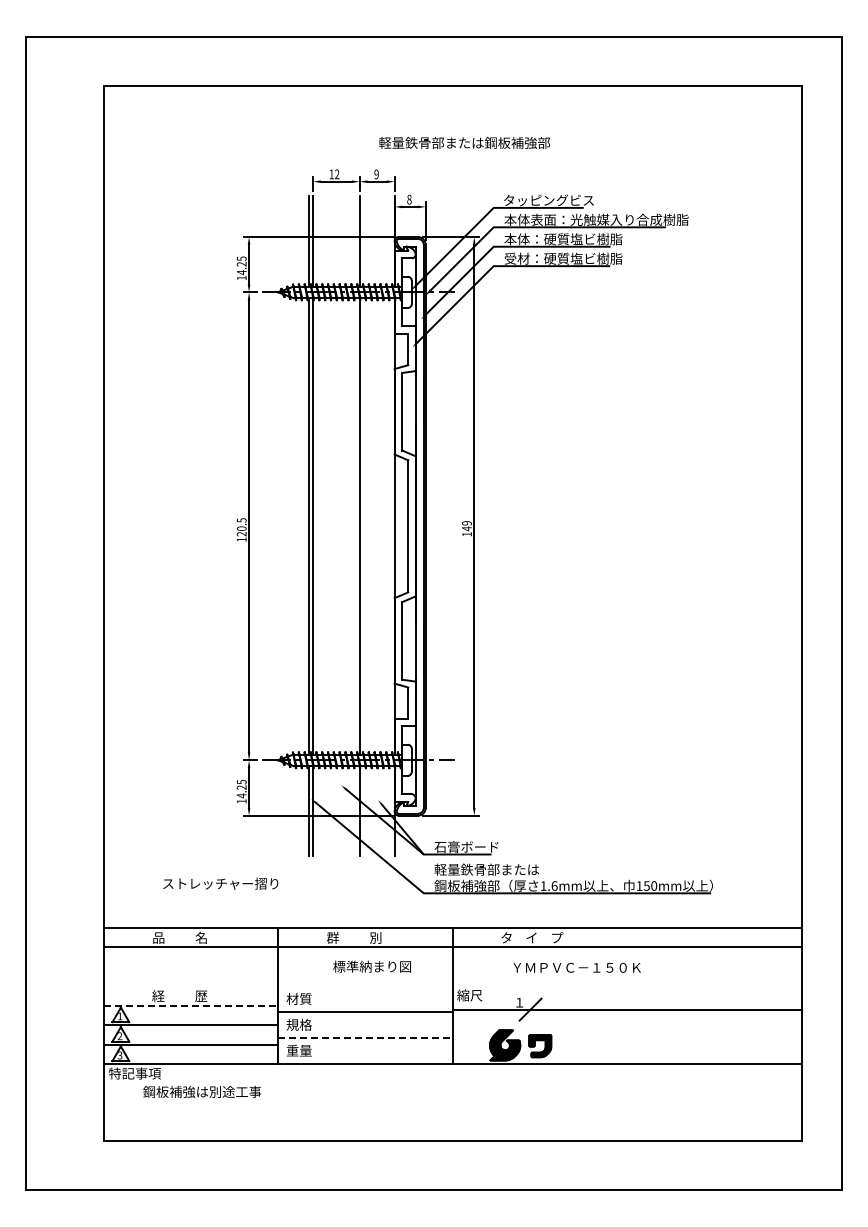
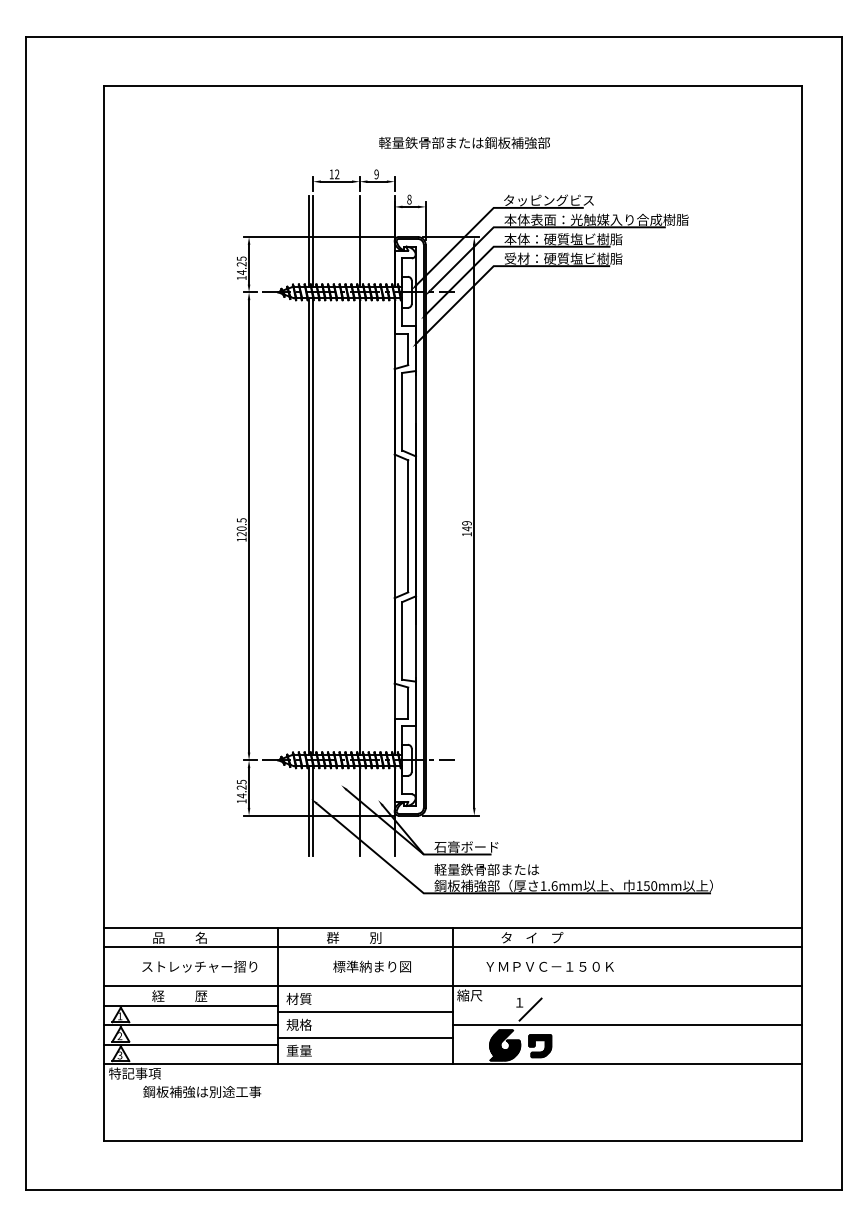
text position: (220, 883) -> (199, 966) (199, 966)
text position: (576, 967) -> (549, 966) (549, 966)
line: none -> present (452, 986)
line: dashed -> solid (191, 1005)
line position: (626, 1010) -> (626, 1025) (626, 1025)
line: dashed -> solid (366, 1038)
